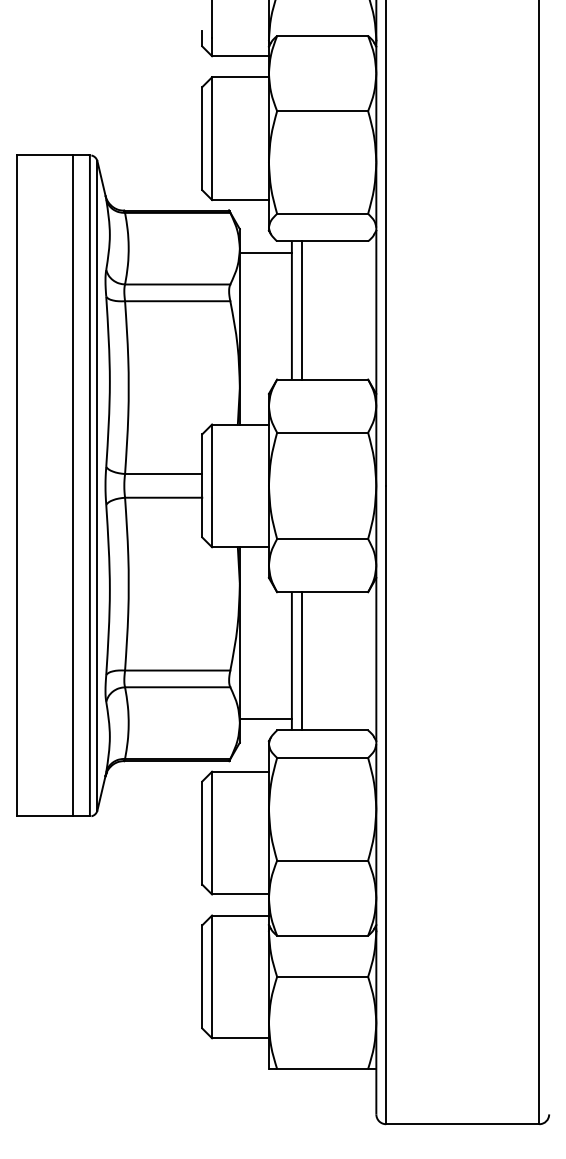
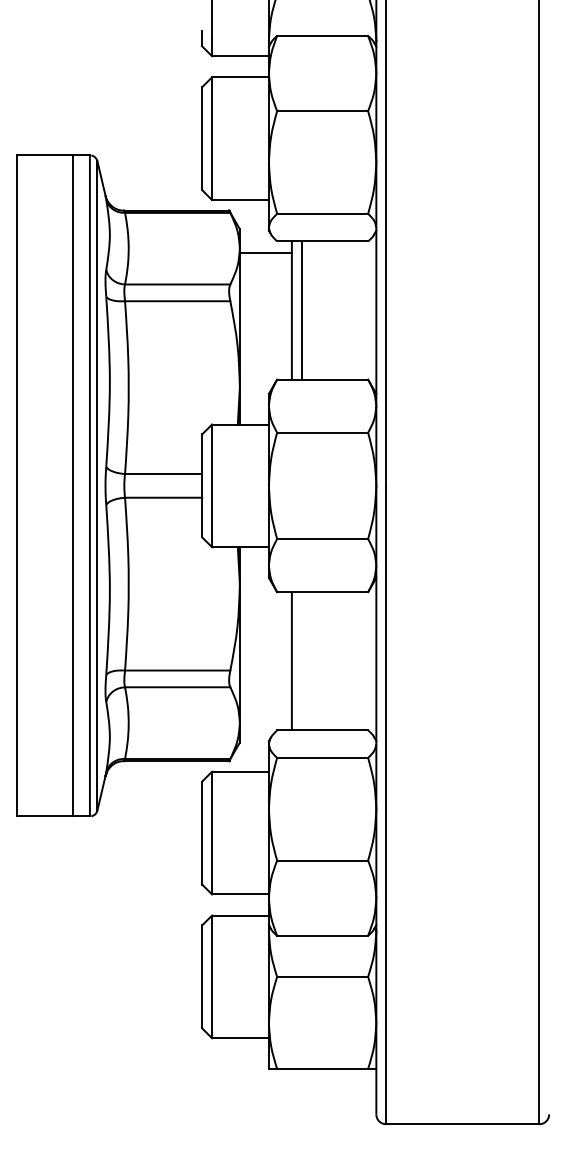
line: present -> none (301, 661)
line: present -> none (265, 719)
